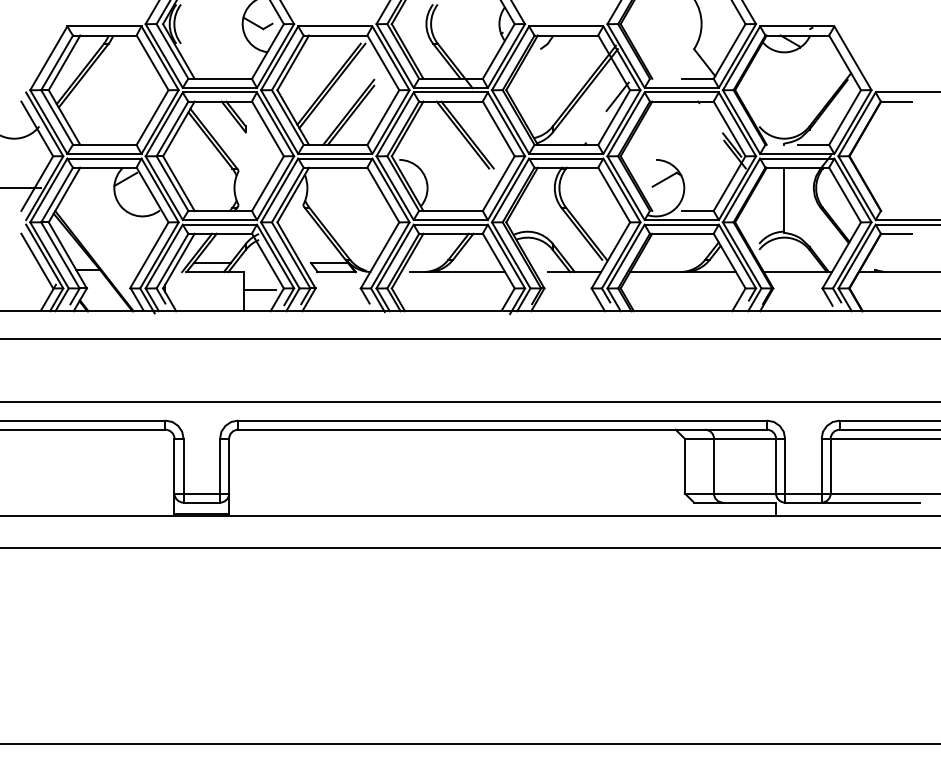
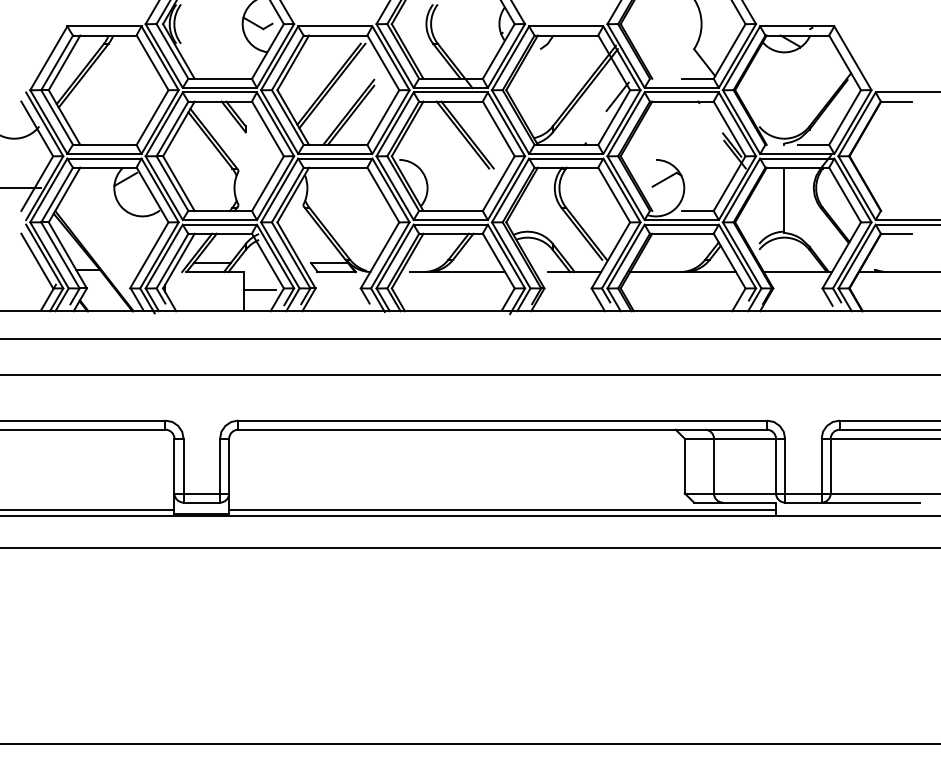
line position: (469, 402) -> (469, 375) (469, 375)
line: none -> present (88, 510)
line: none -> present (502, 510)
